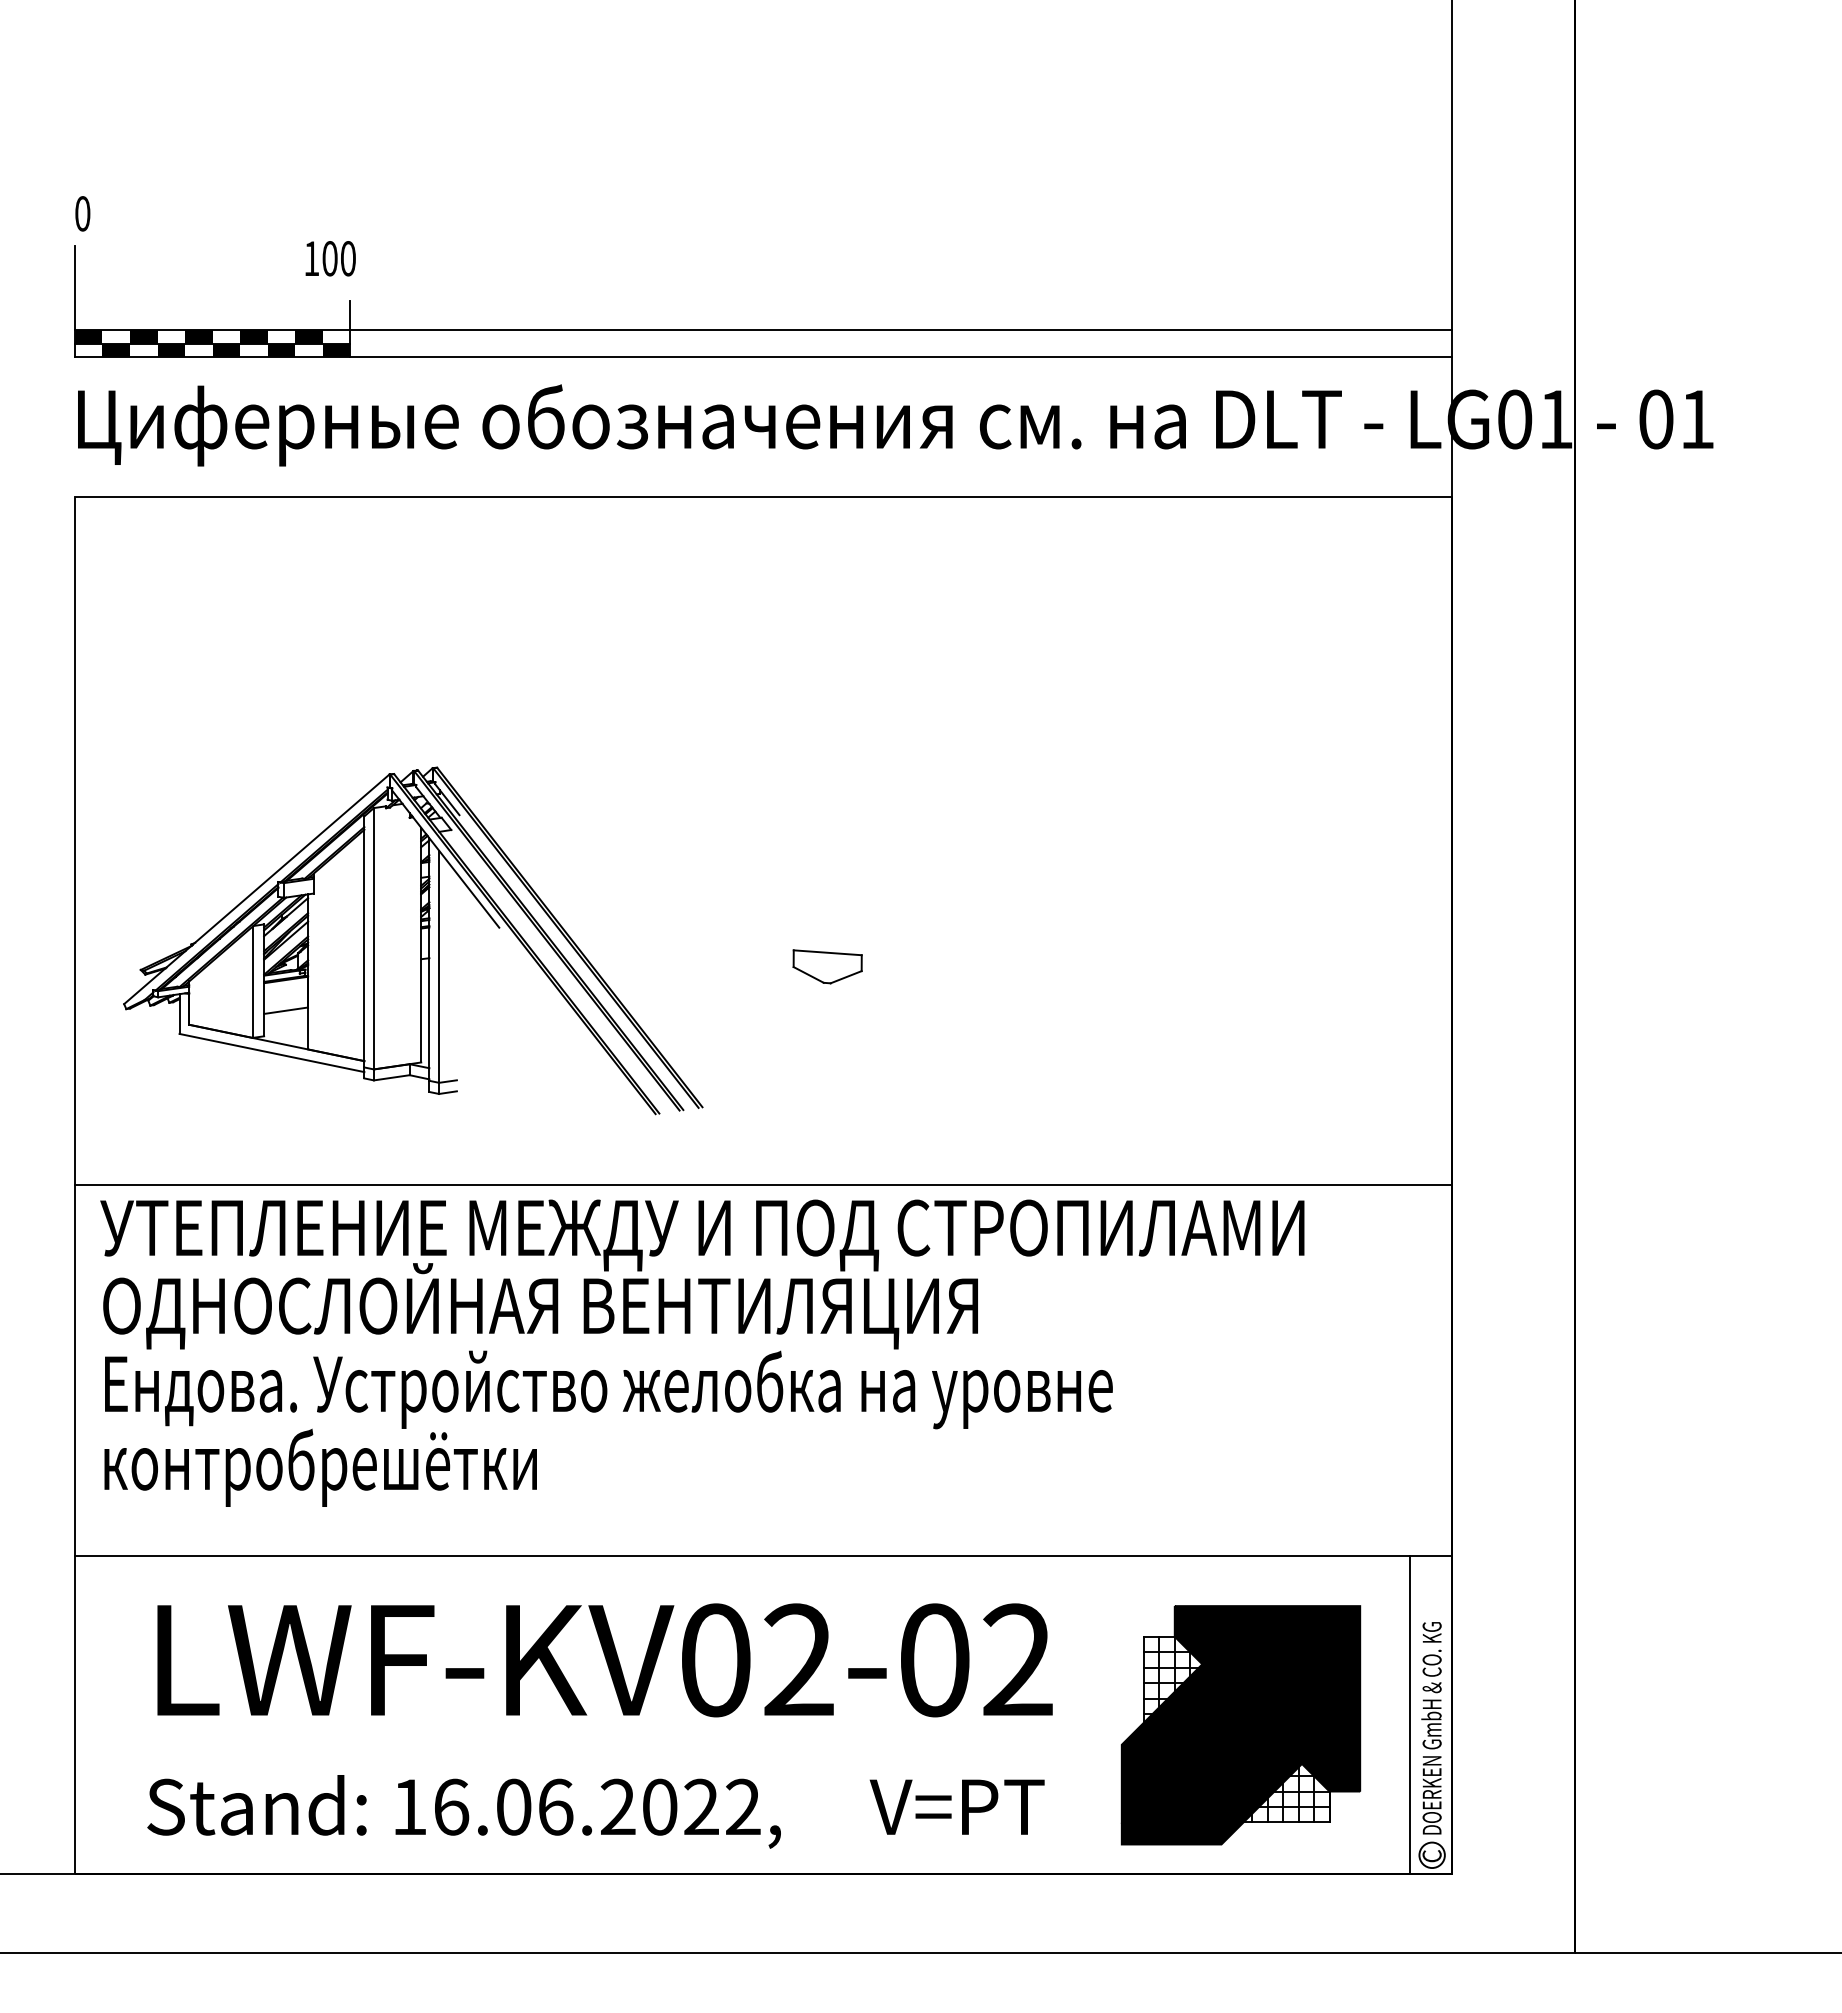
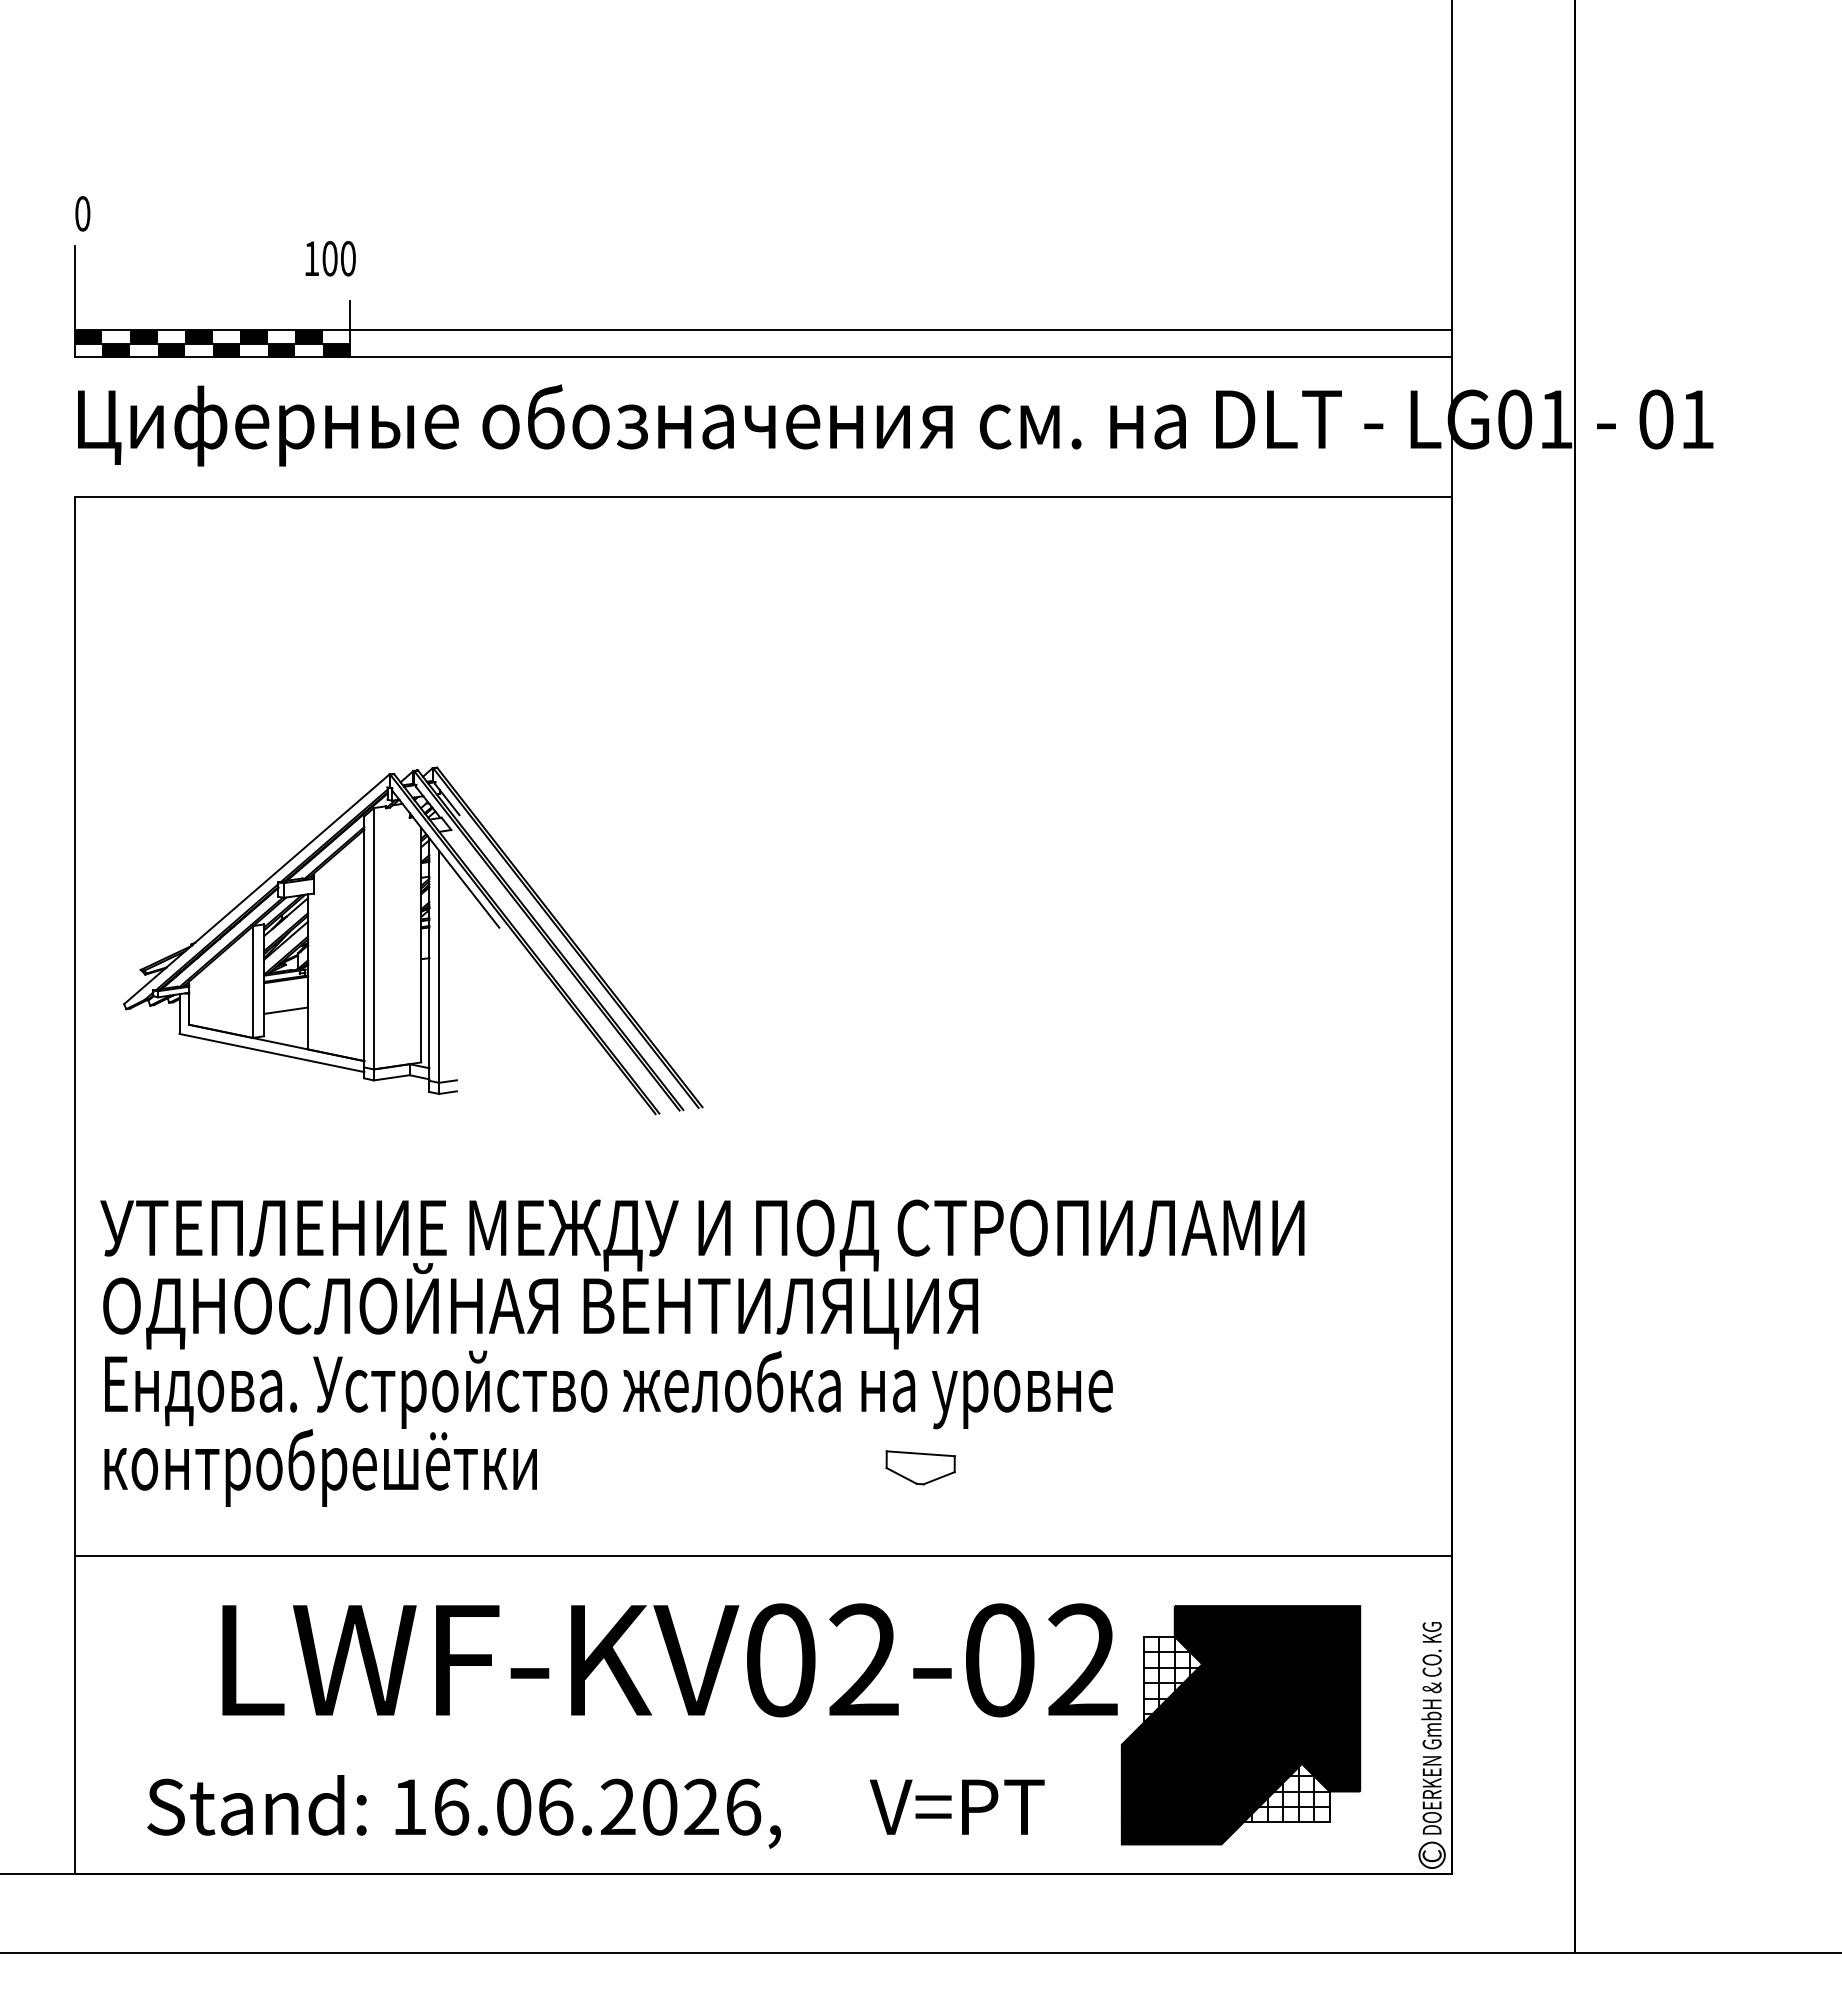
part position: (827, 966) -> (920, 1467) (920, 1467)
line: present -> none (763, 1185)
text position: (604, 1660) -> (669, 1660) (669, 1660)
line: present -> none (1410, 1715)
text: 16.06.2022, -> 16.06.2026, (743, 1806)
